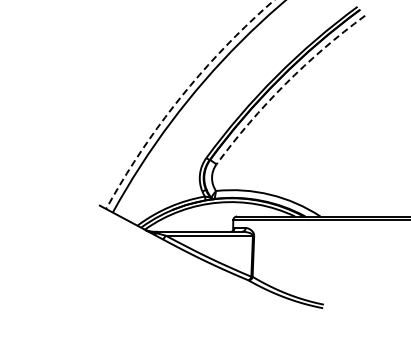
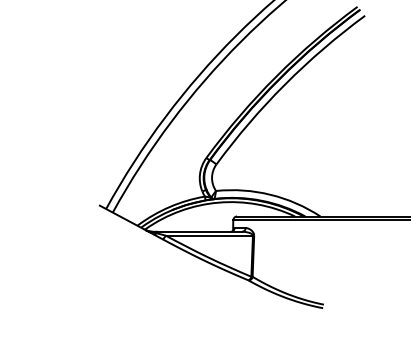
arc: dashed -> solid (285, 84)
arc: dashed -> solid (180, 98)
